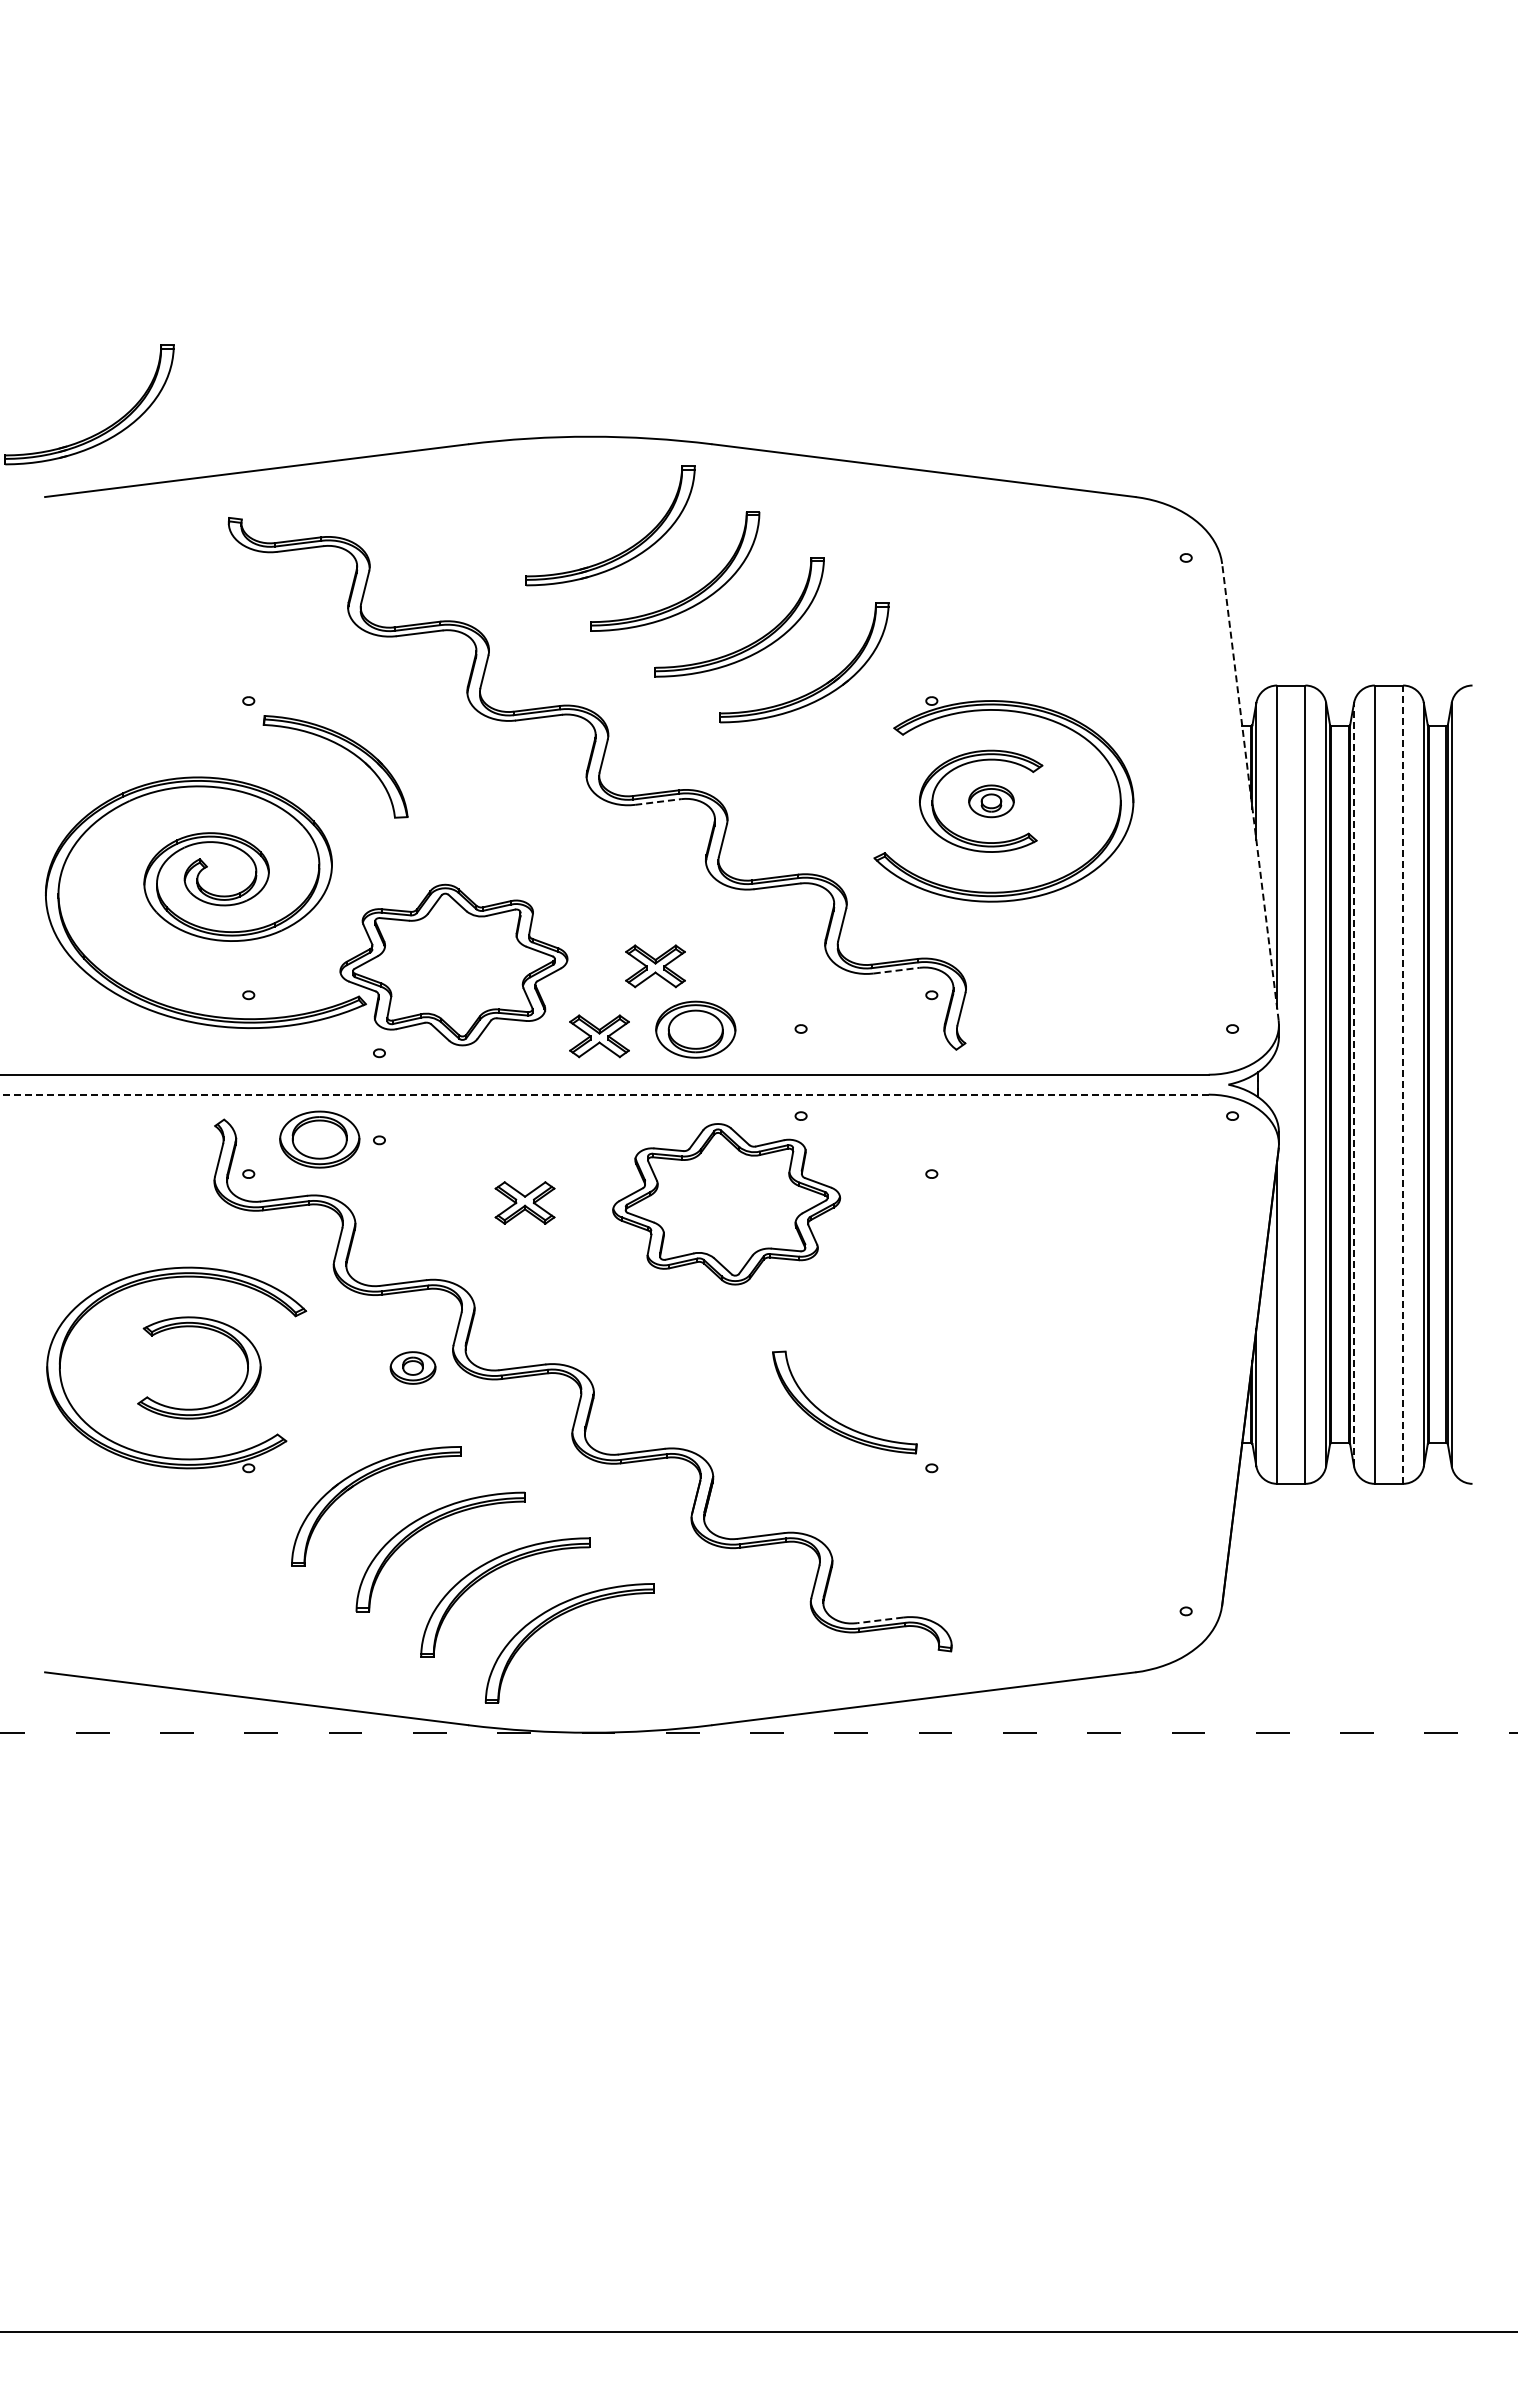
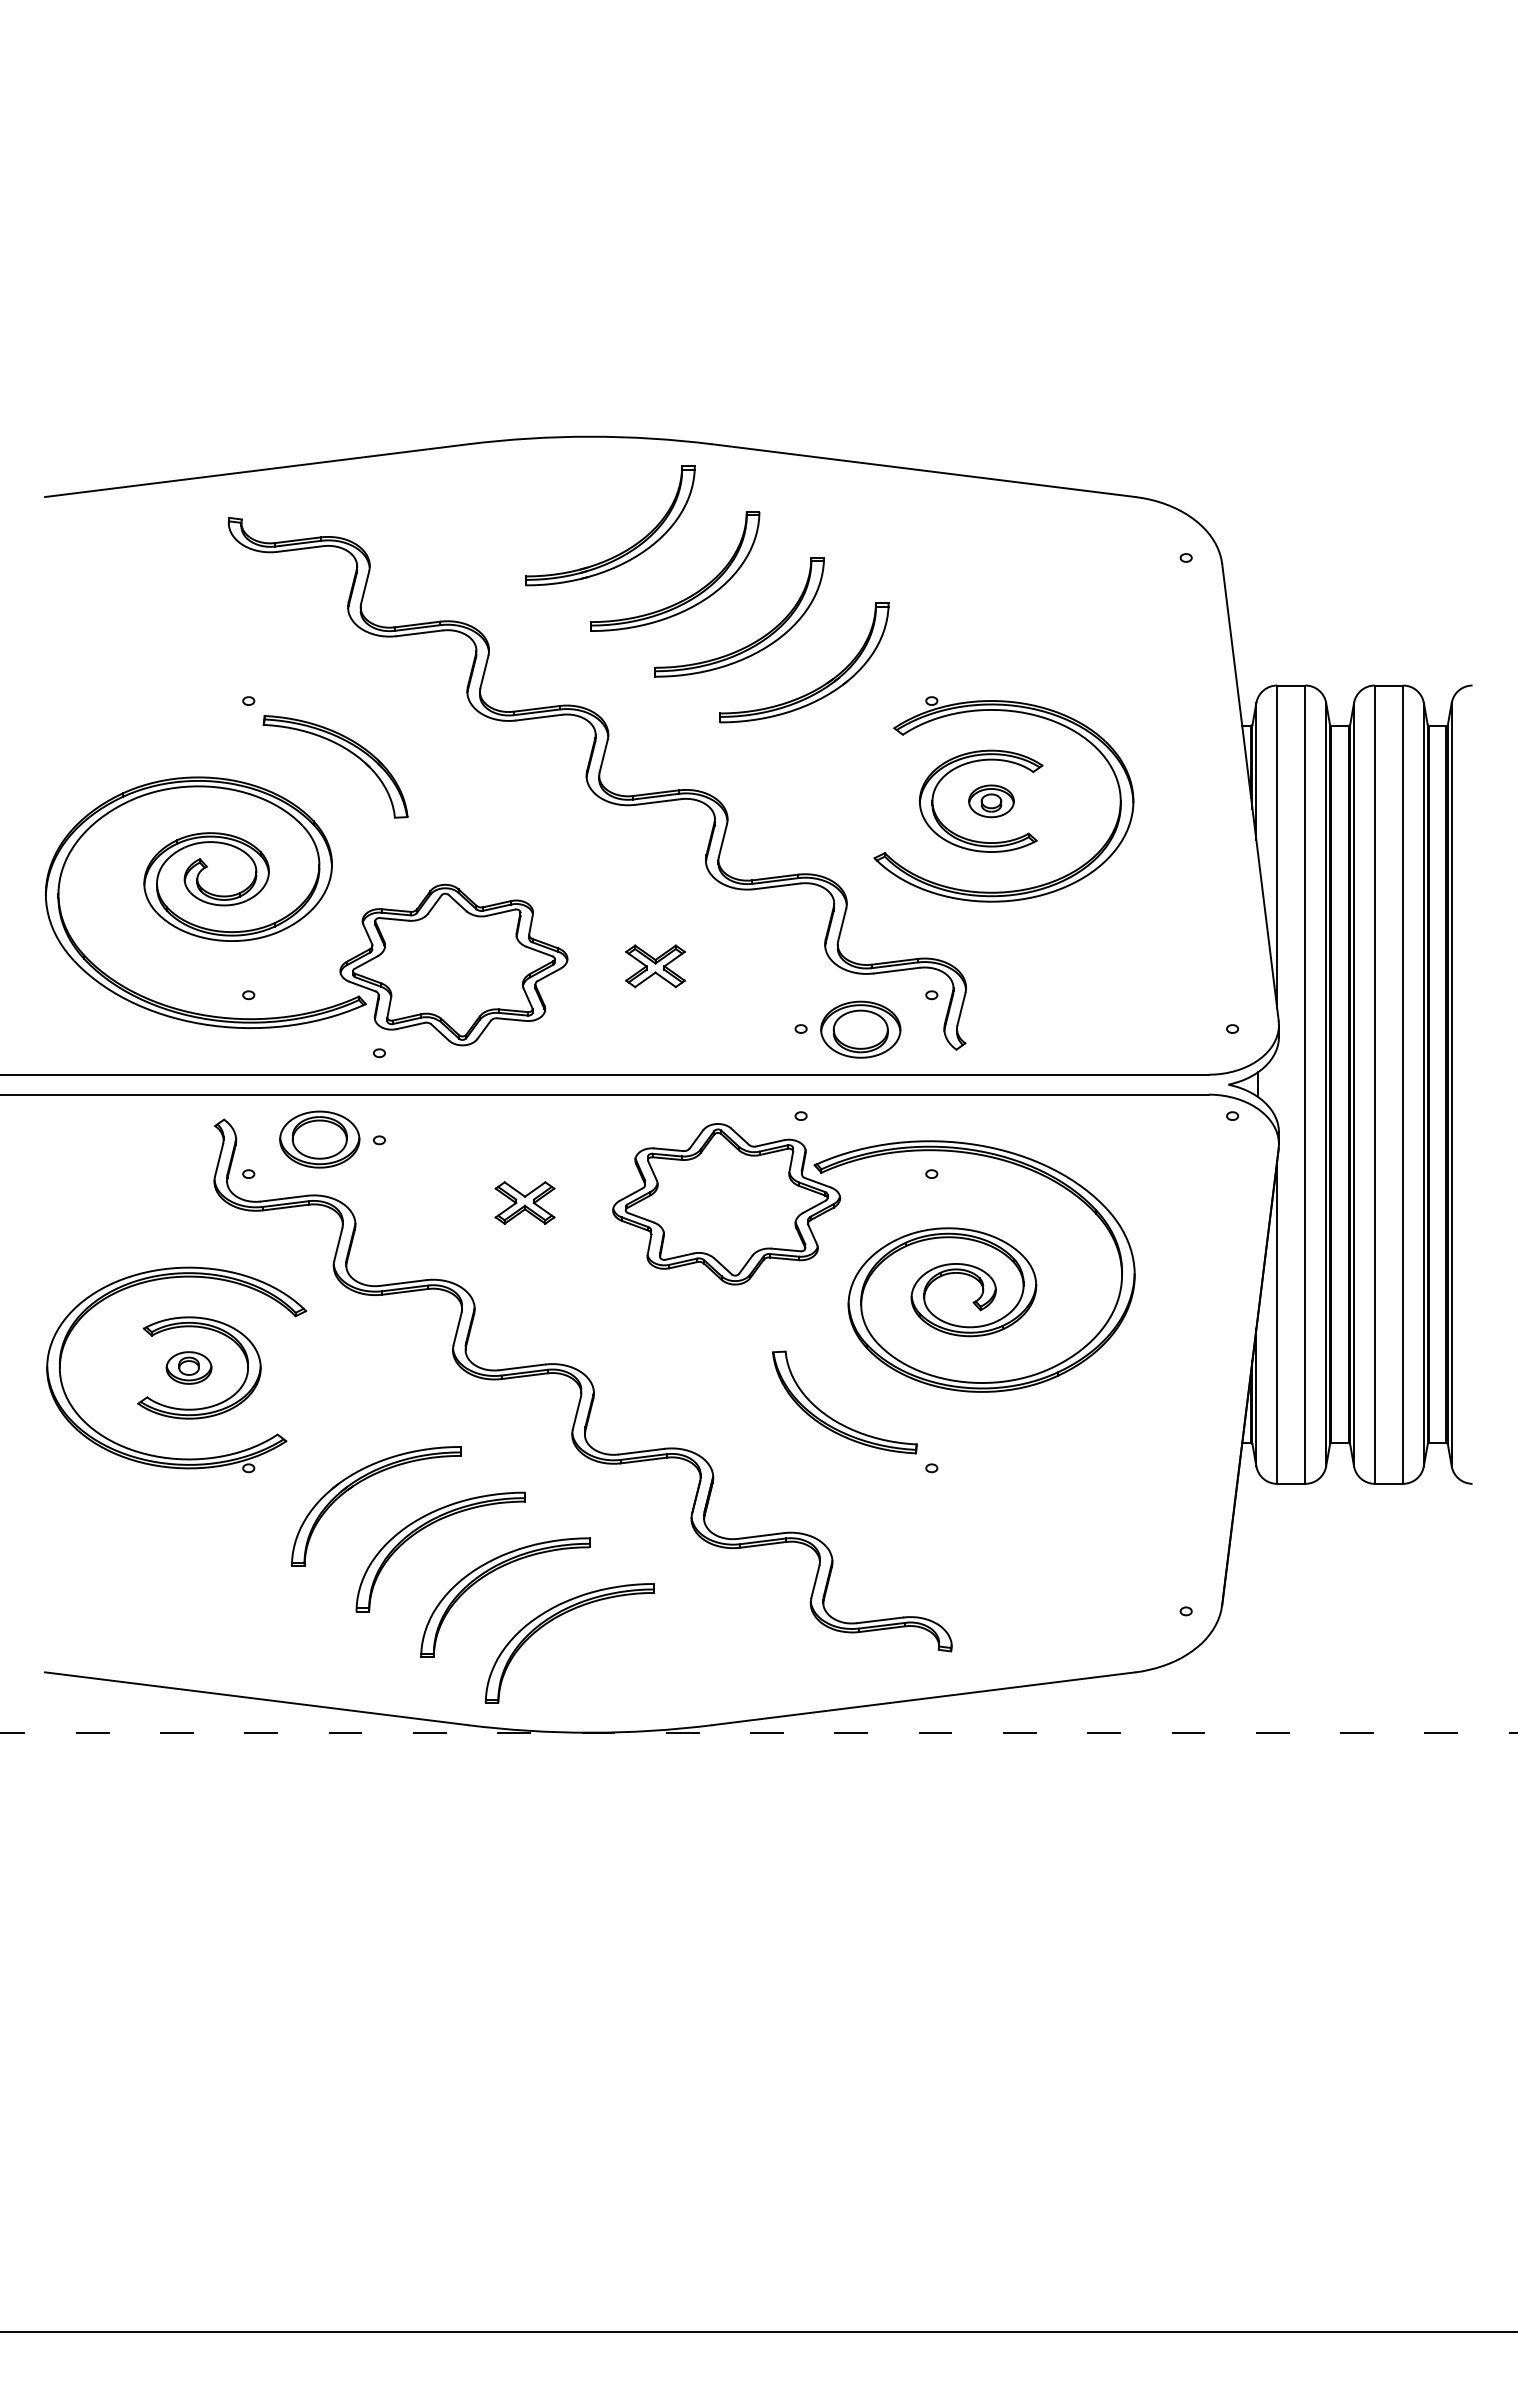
part: present -> none (106, 427)
line: dashed -> solid (1250, 791)
line: dashed -> solid (658, 801)
line: dashed -> solid (897, 970)
part position: (695, 1029) -> (860, 1029) (860, 1029)
part: present -> none (599, 1036)
line: dashed -> solid (1354, 1084)
line: dashed -> solid (1403, 1084)
line: dashed -> solid (604, 1094)
part: none -> present (974, 1266)
part position: (412, 1367) -> (188, 1367) (188, 1367)
line: dashed -> solid (879, 1620)
